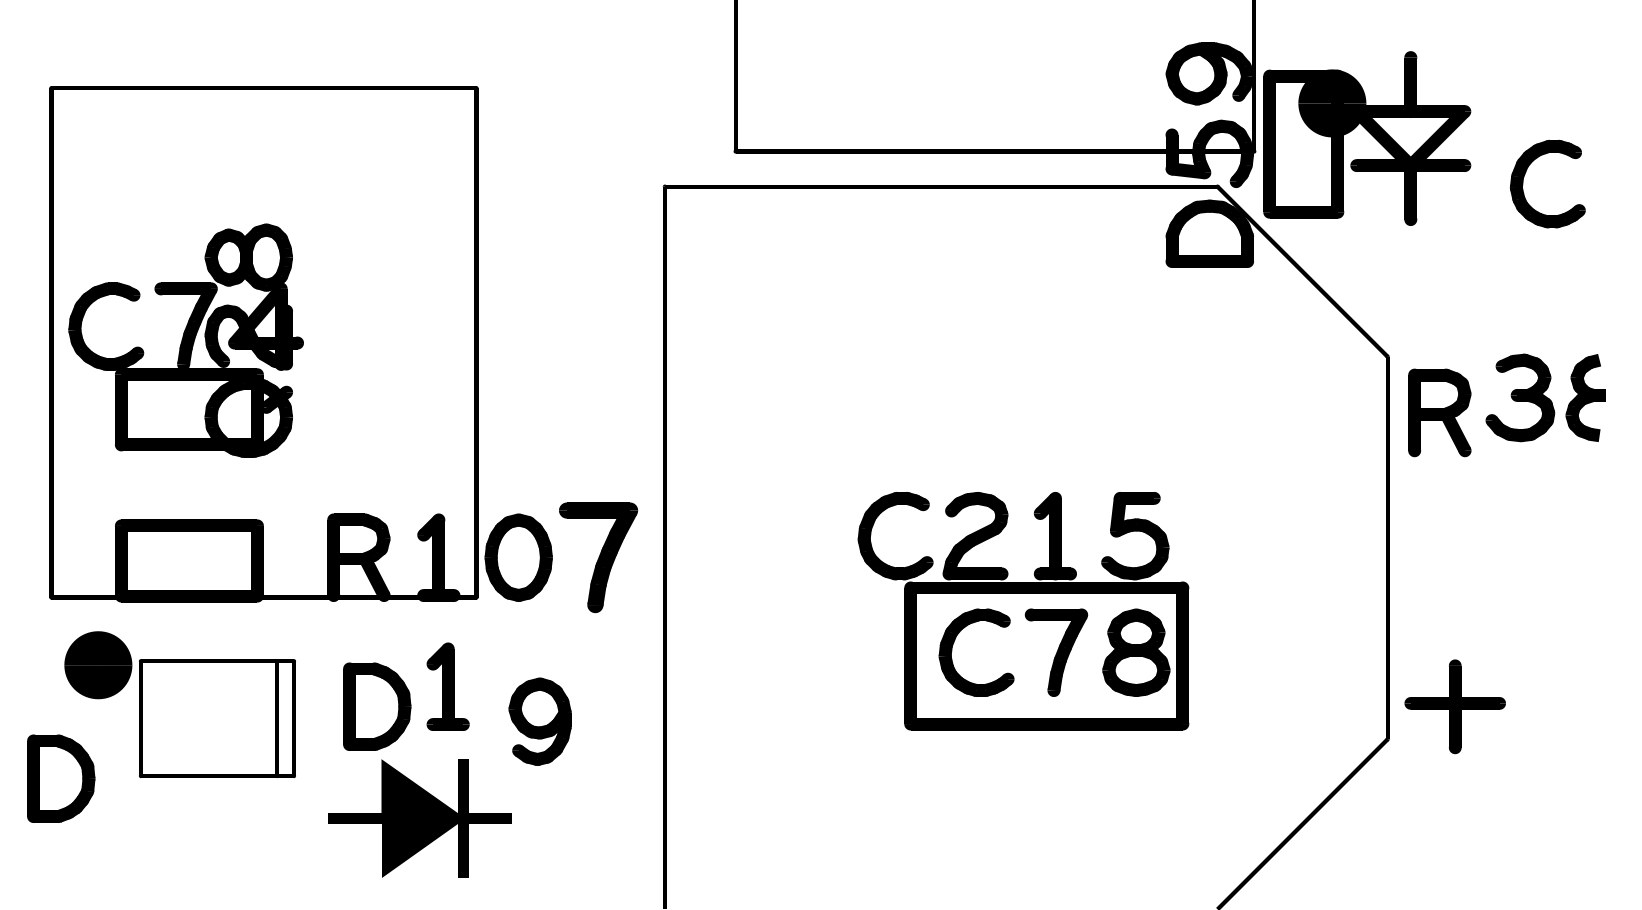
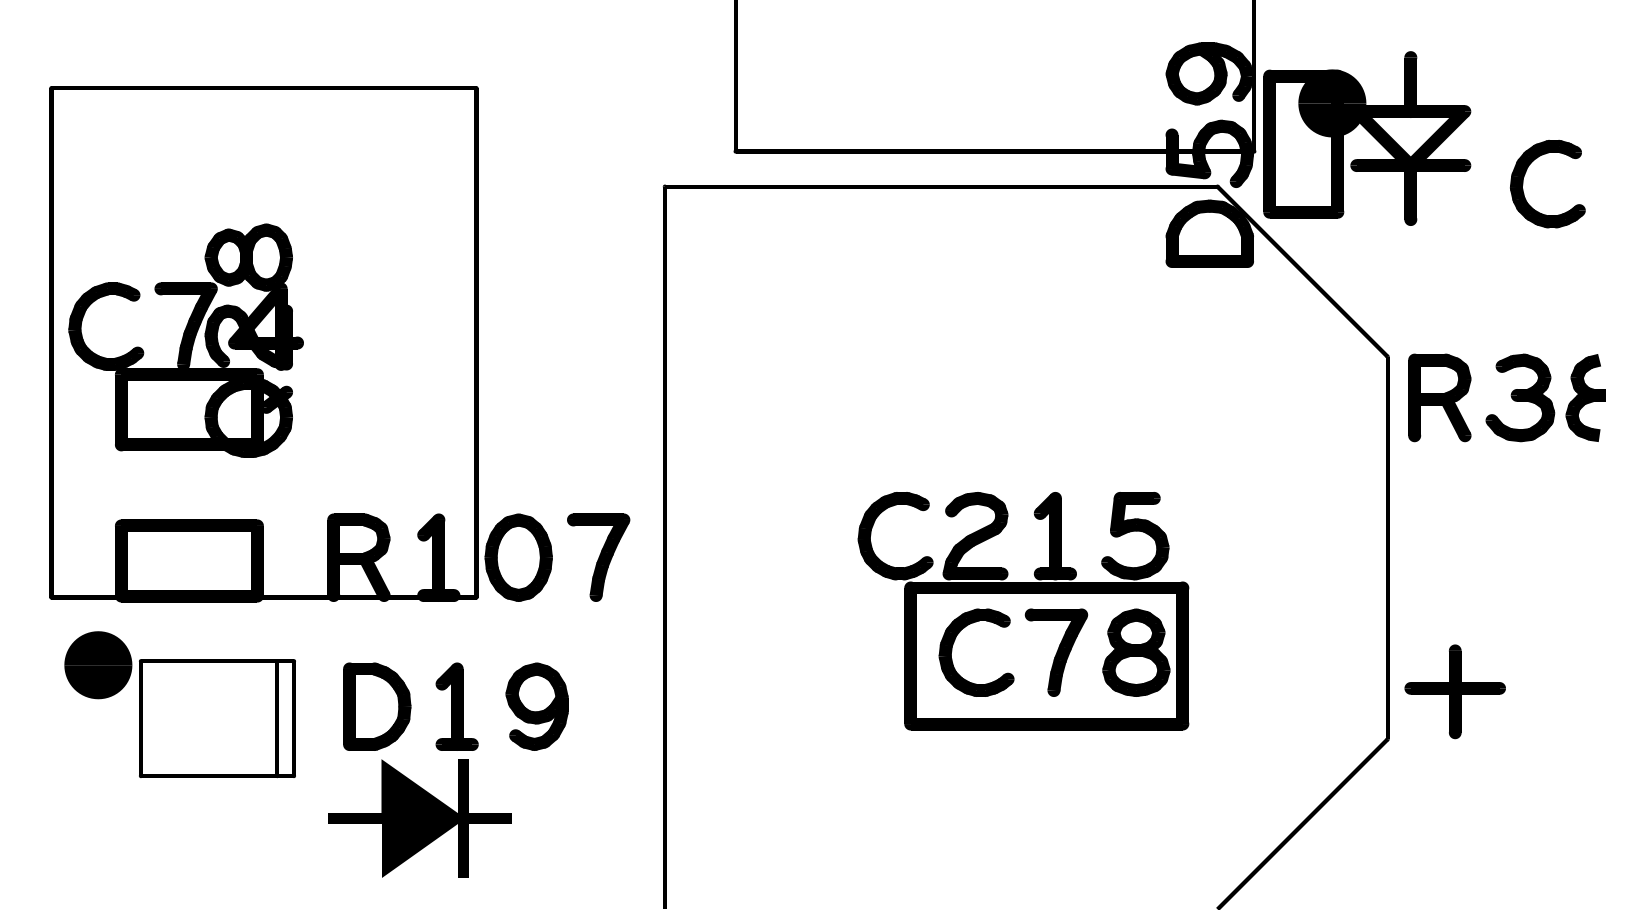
part position: (1439, 412) -> (1439, 397) (1439, 397)
part size: 80x112 px -> 64x89 px (598, 557)
part position: (447, 686) -> (456, 706) (456, 706)
part position: (1454, 706) -> (1454, 691) (1454, 691)
part position: (539, 721) -> (536, 706) (536, 706)
part: present -> none (61, 778)
